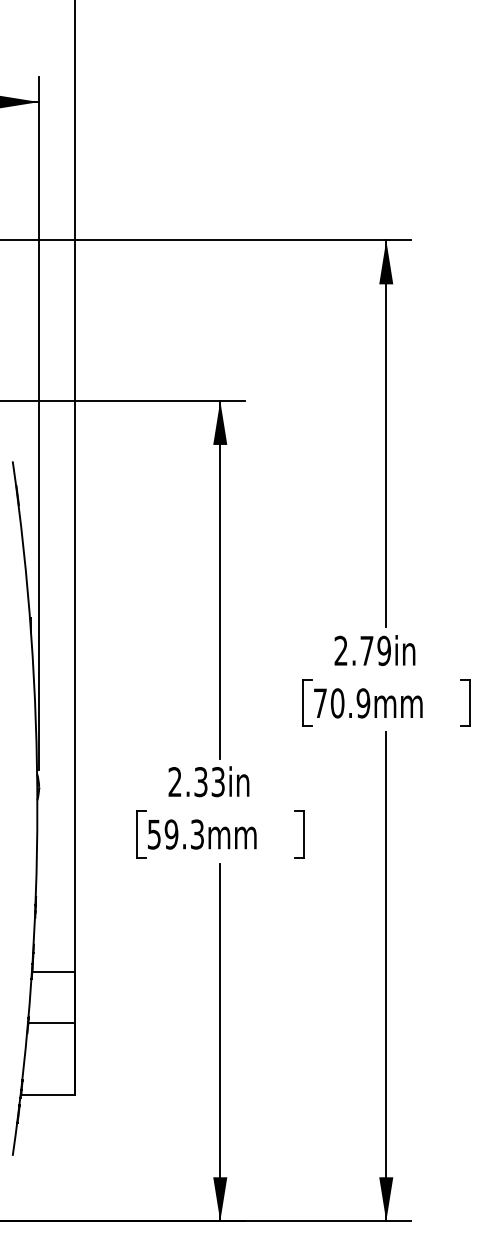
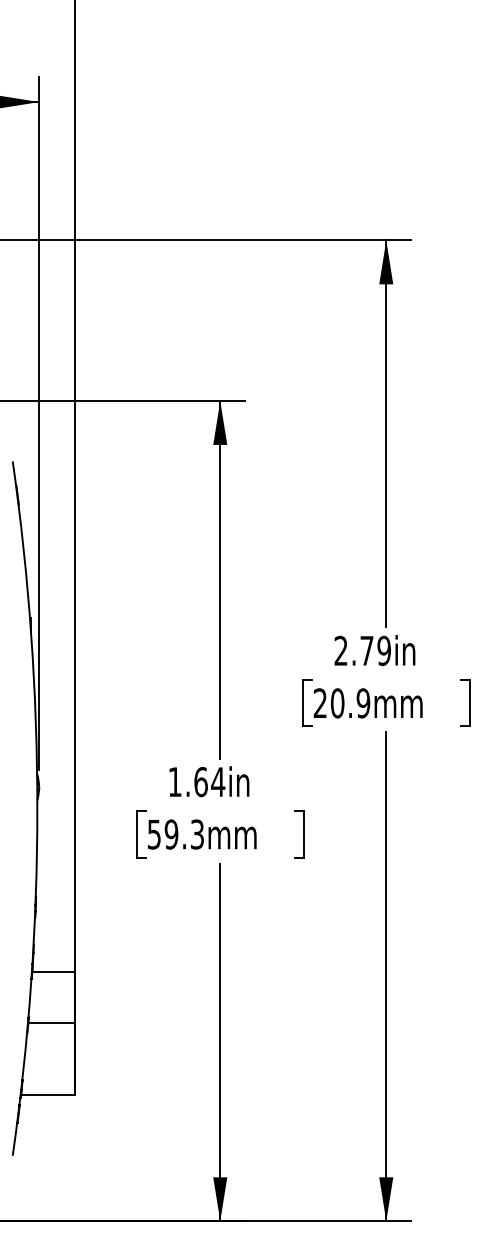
text: 70.9mm -> 20.9mm (319, 702)
text: 2.33in -> 1.64in (196, 782)
